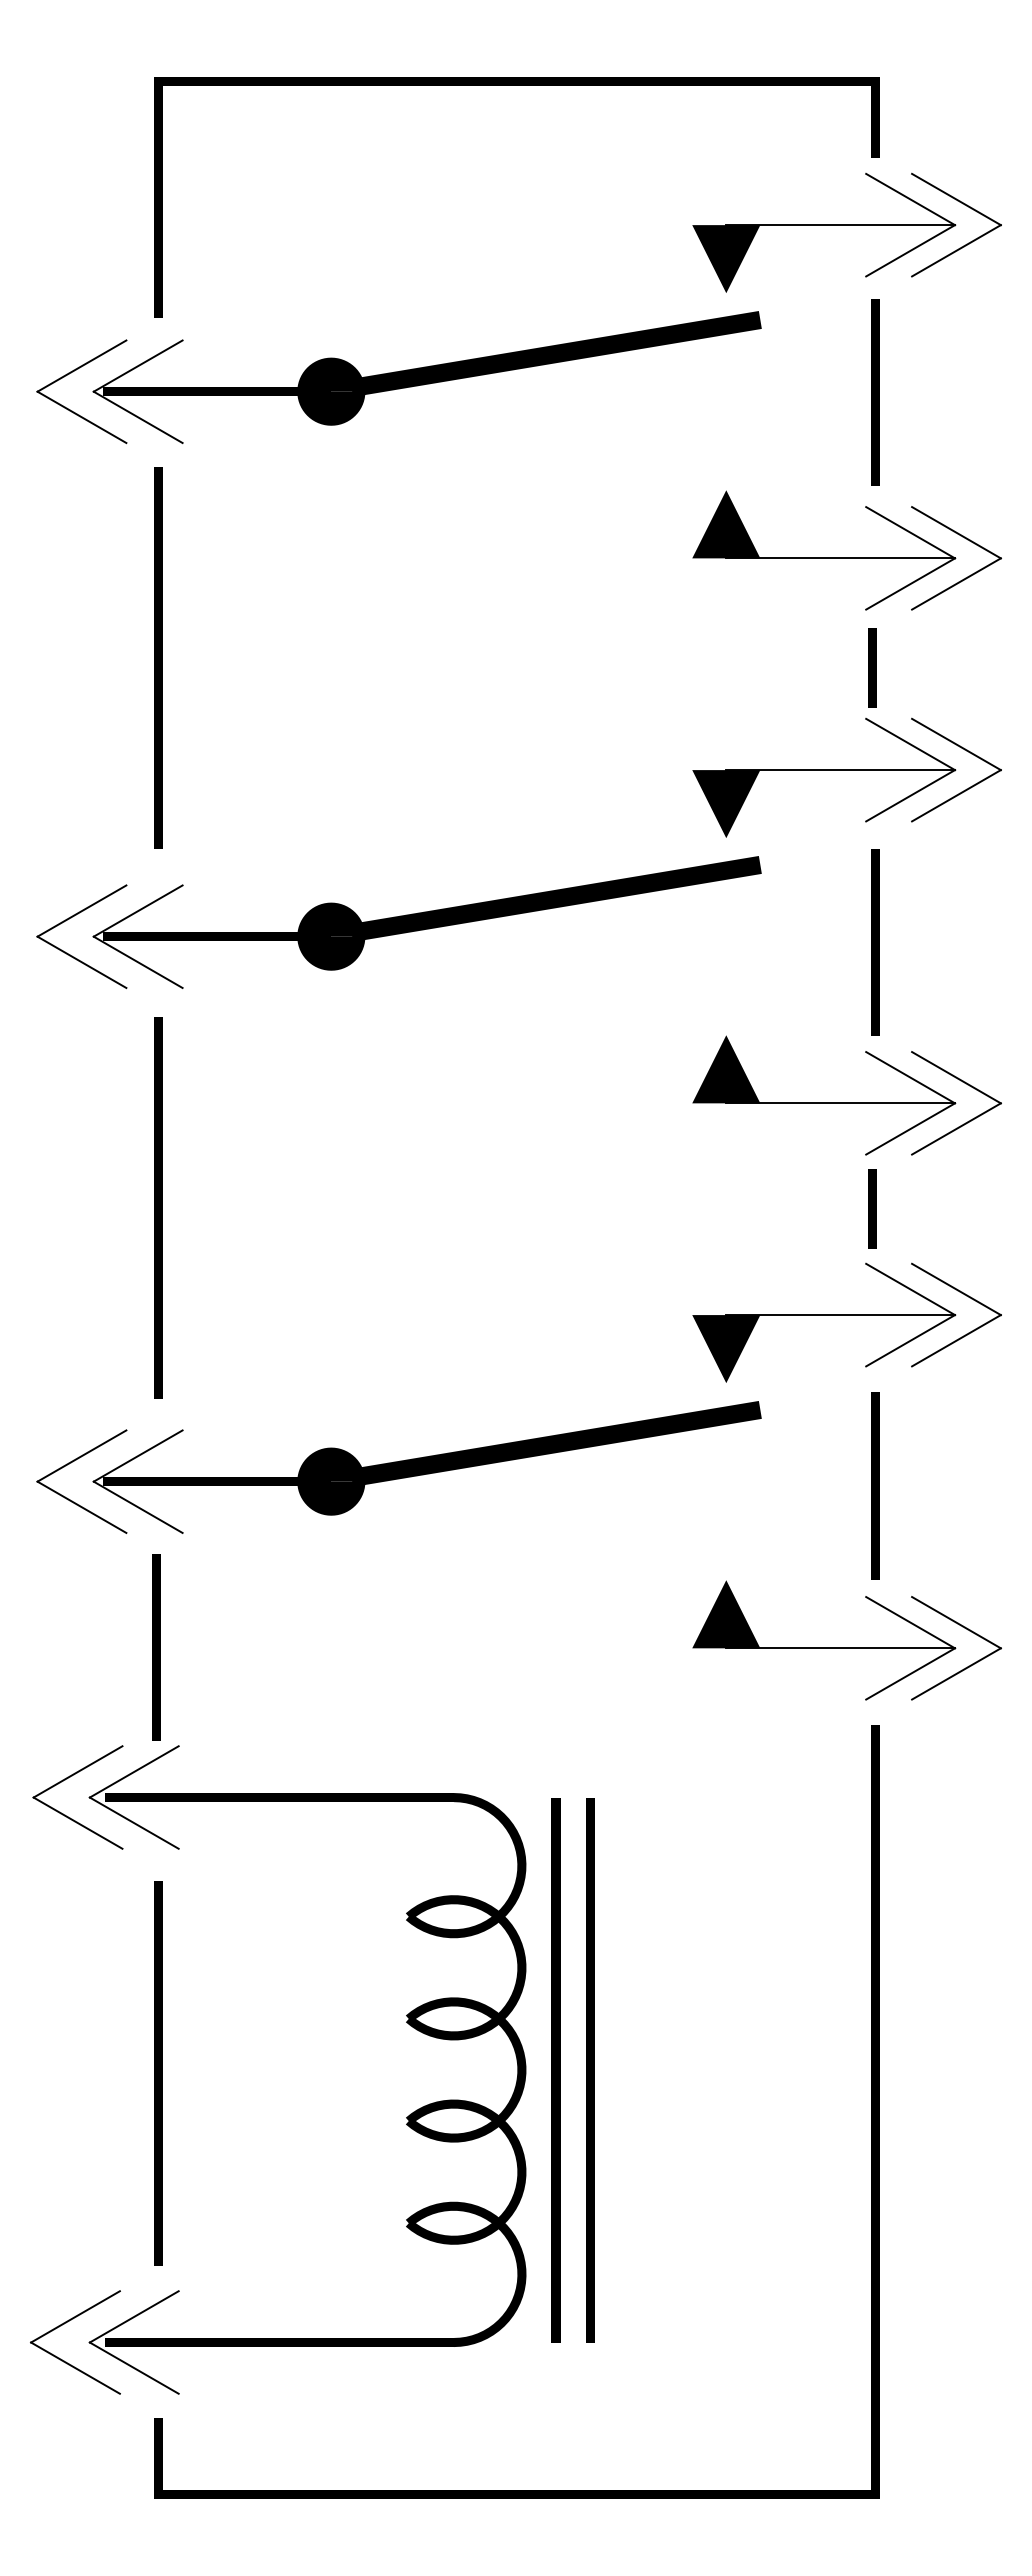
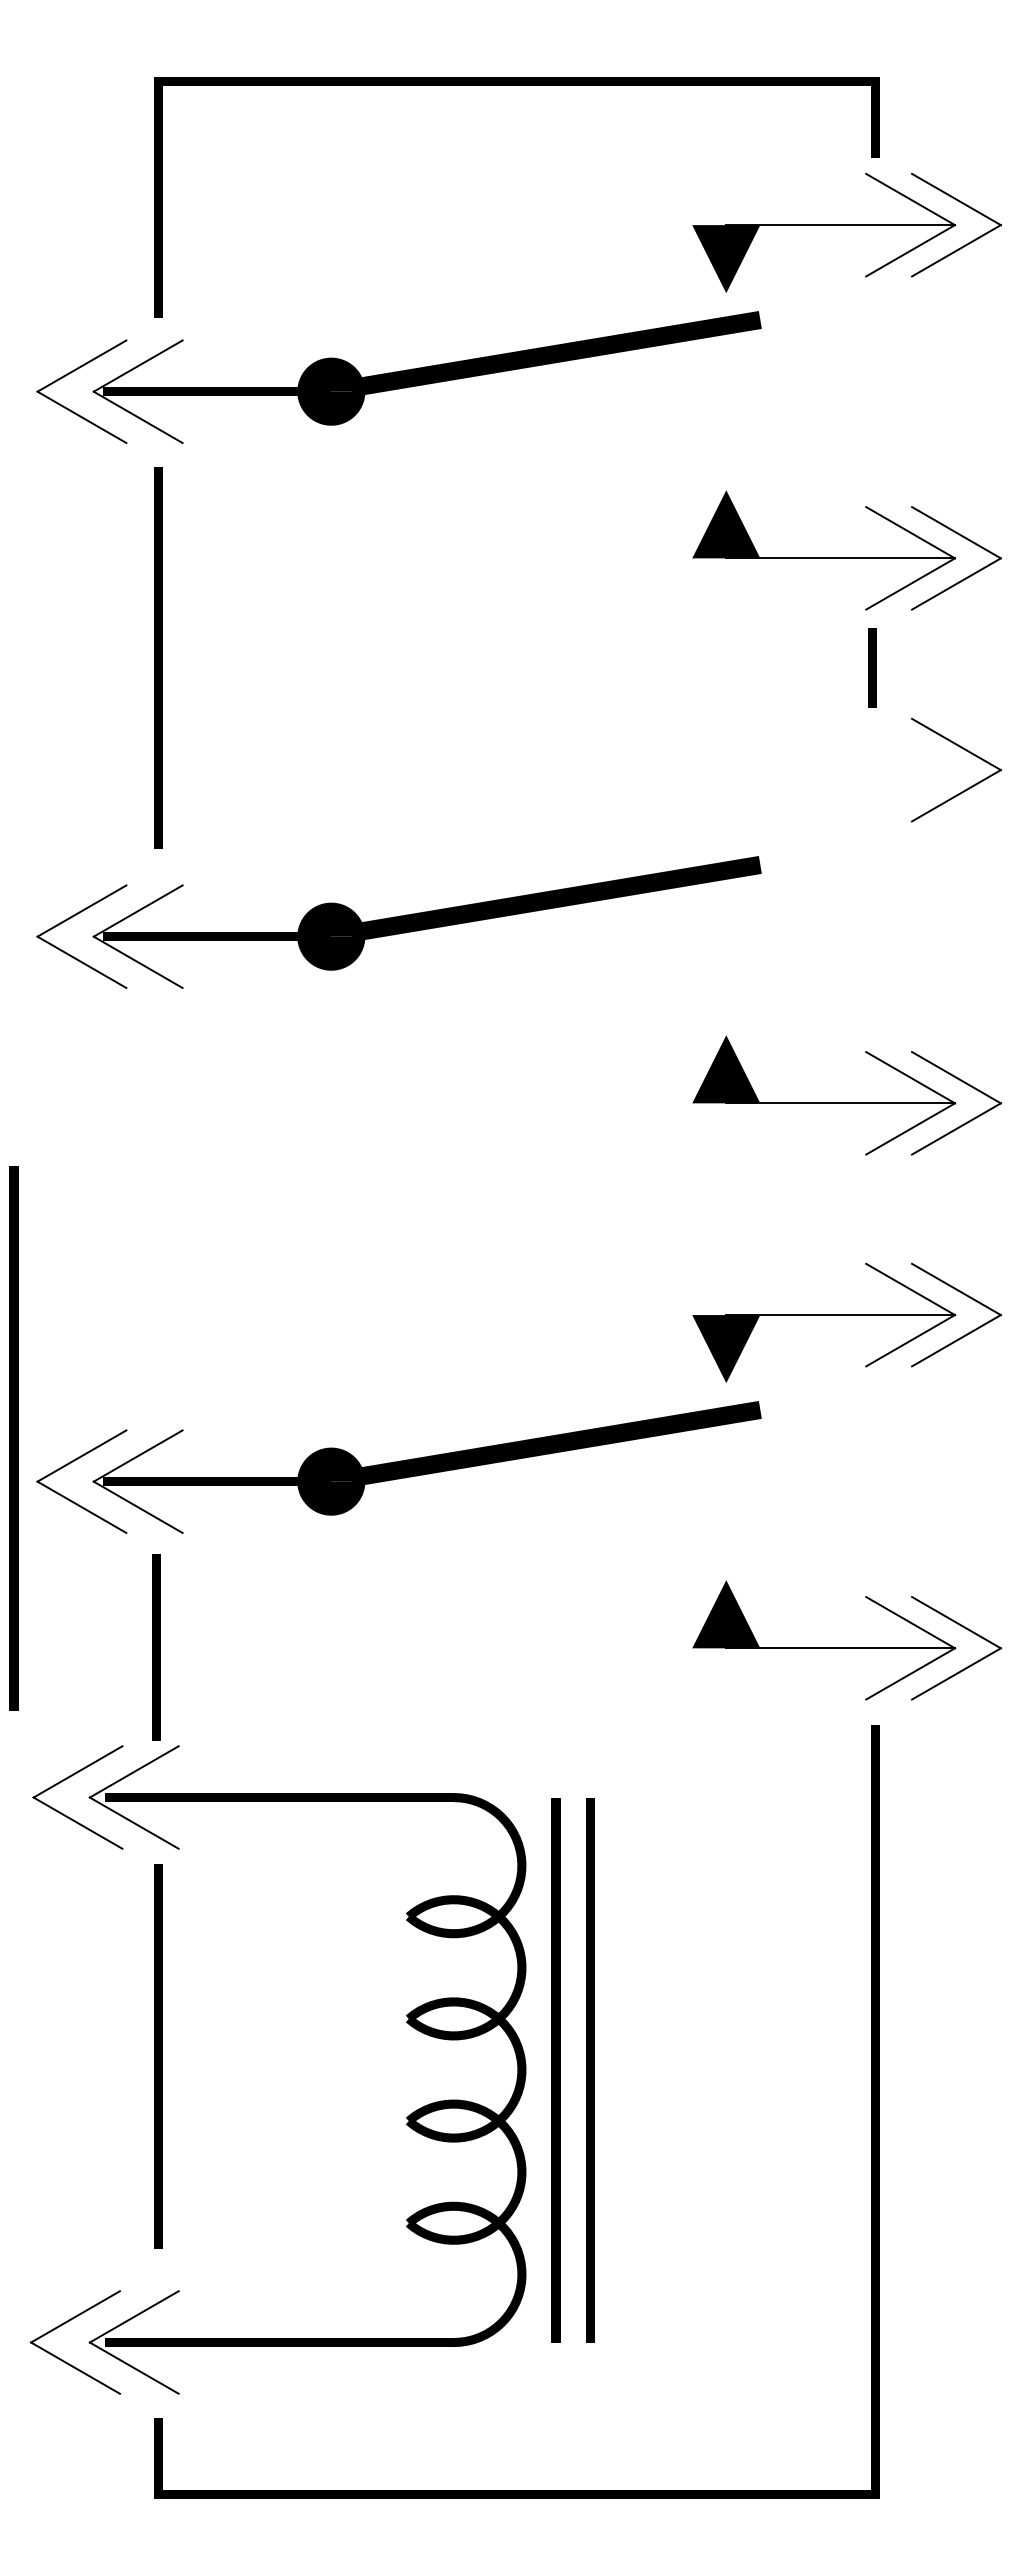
line: present -> none (875, 392)
part: present -> none (824, 770)
line: present -> none (875, 942)
line: present -> none (158, 1207)
line: present -> none (872, 1208)
line: none -> present (13, 1438)
line: present -> none (875, 1485)
line position: (158, 2073) -> (158, 2056) (158, 2056)
